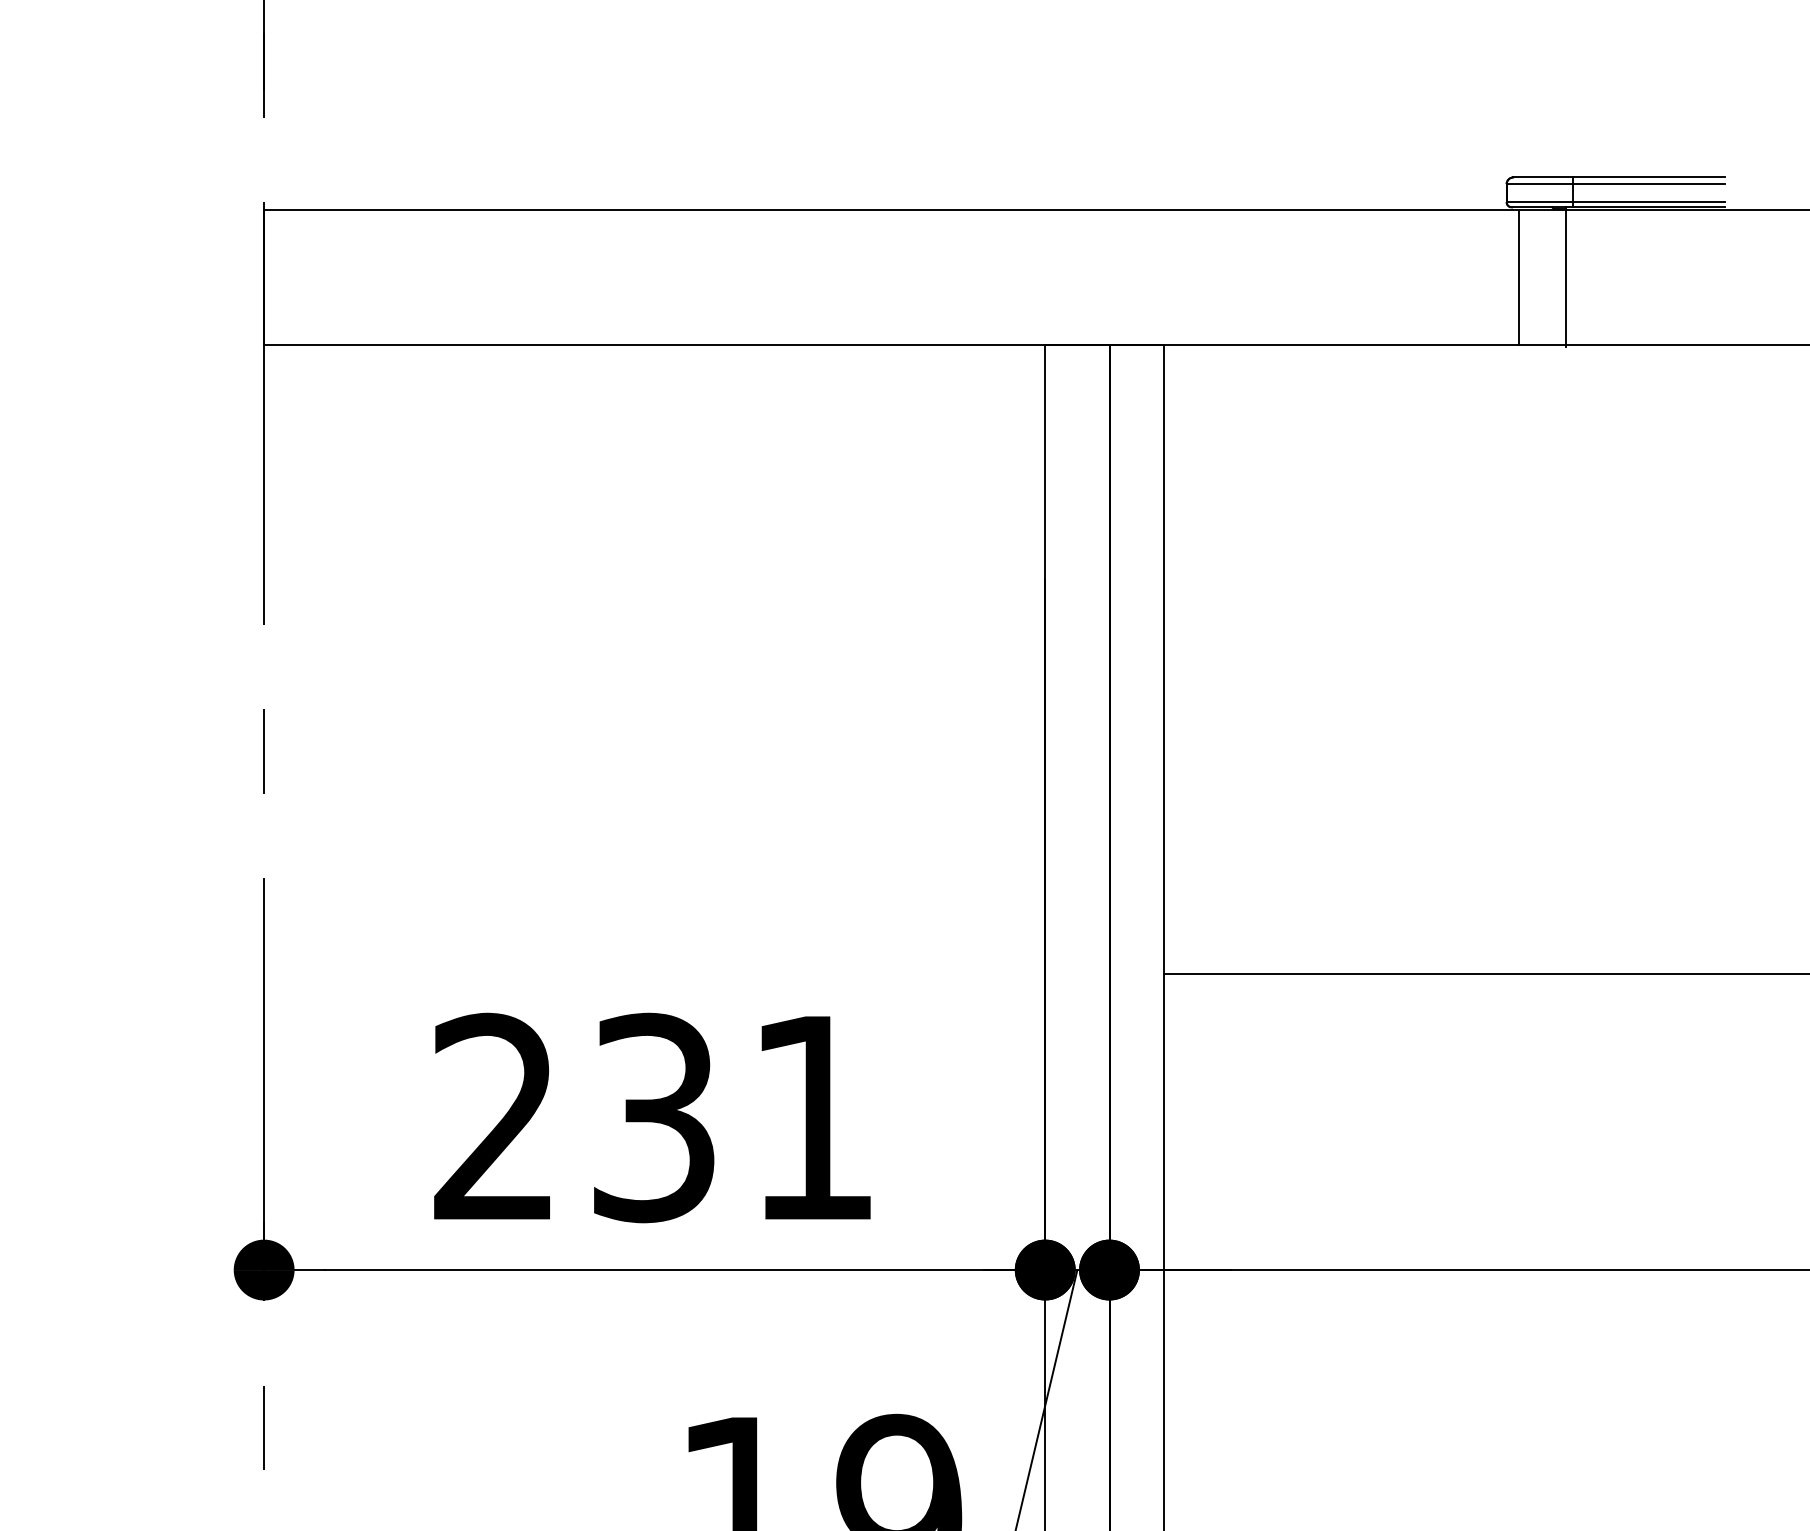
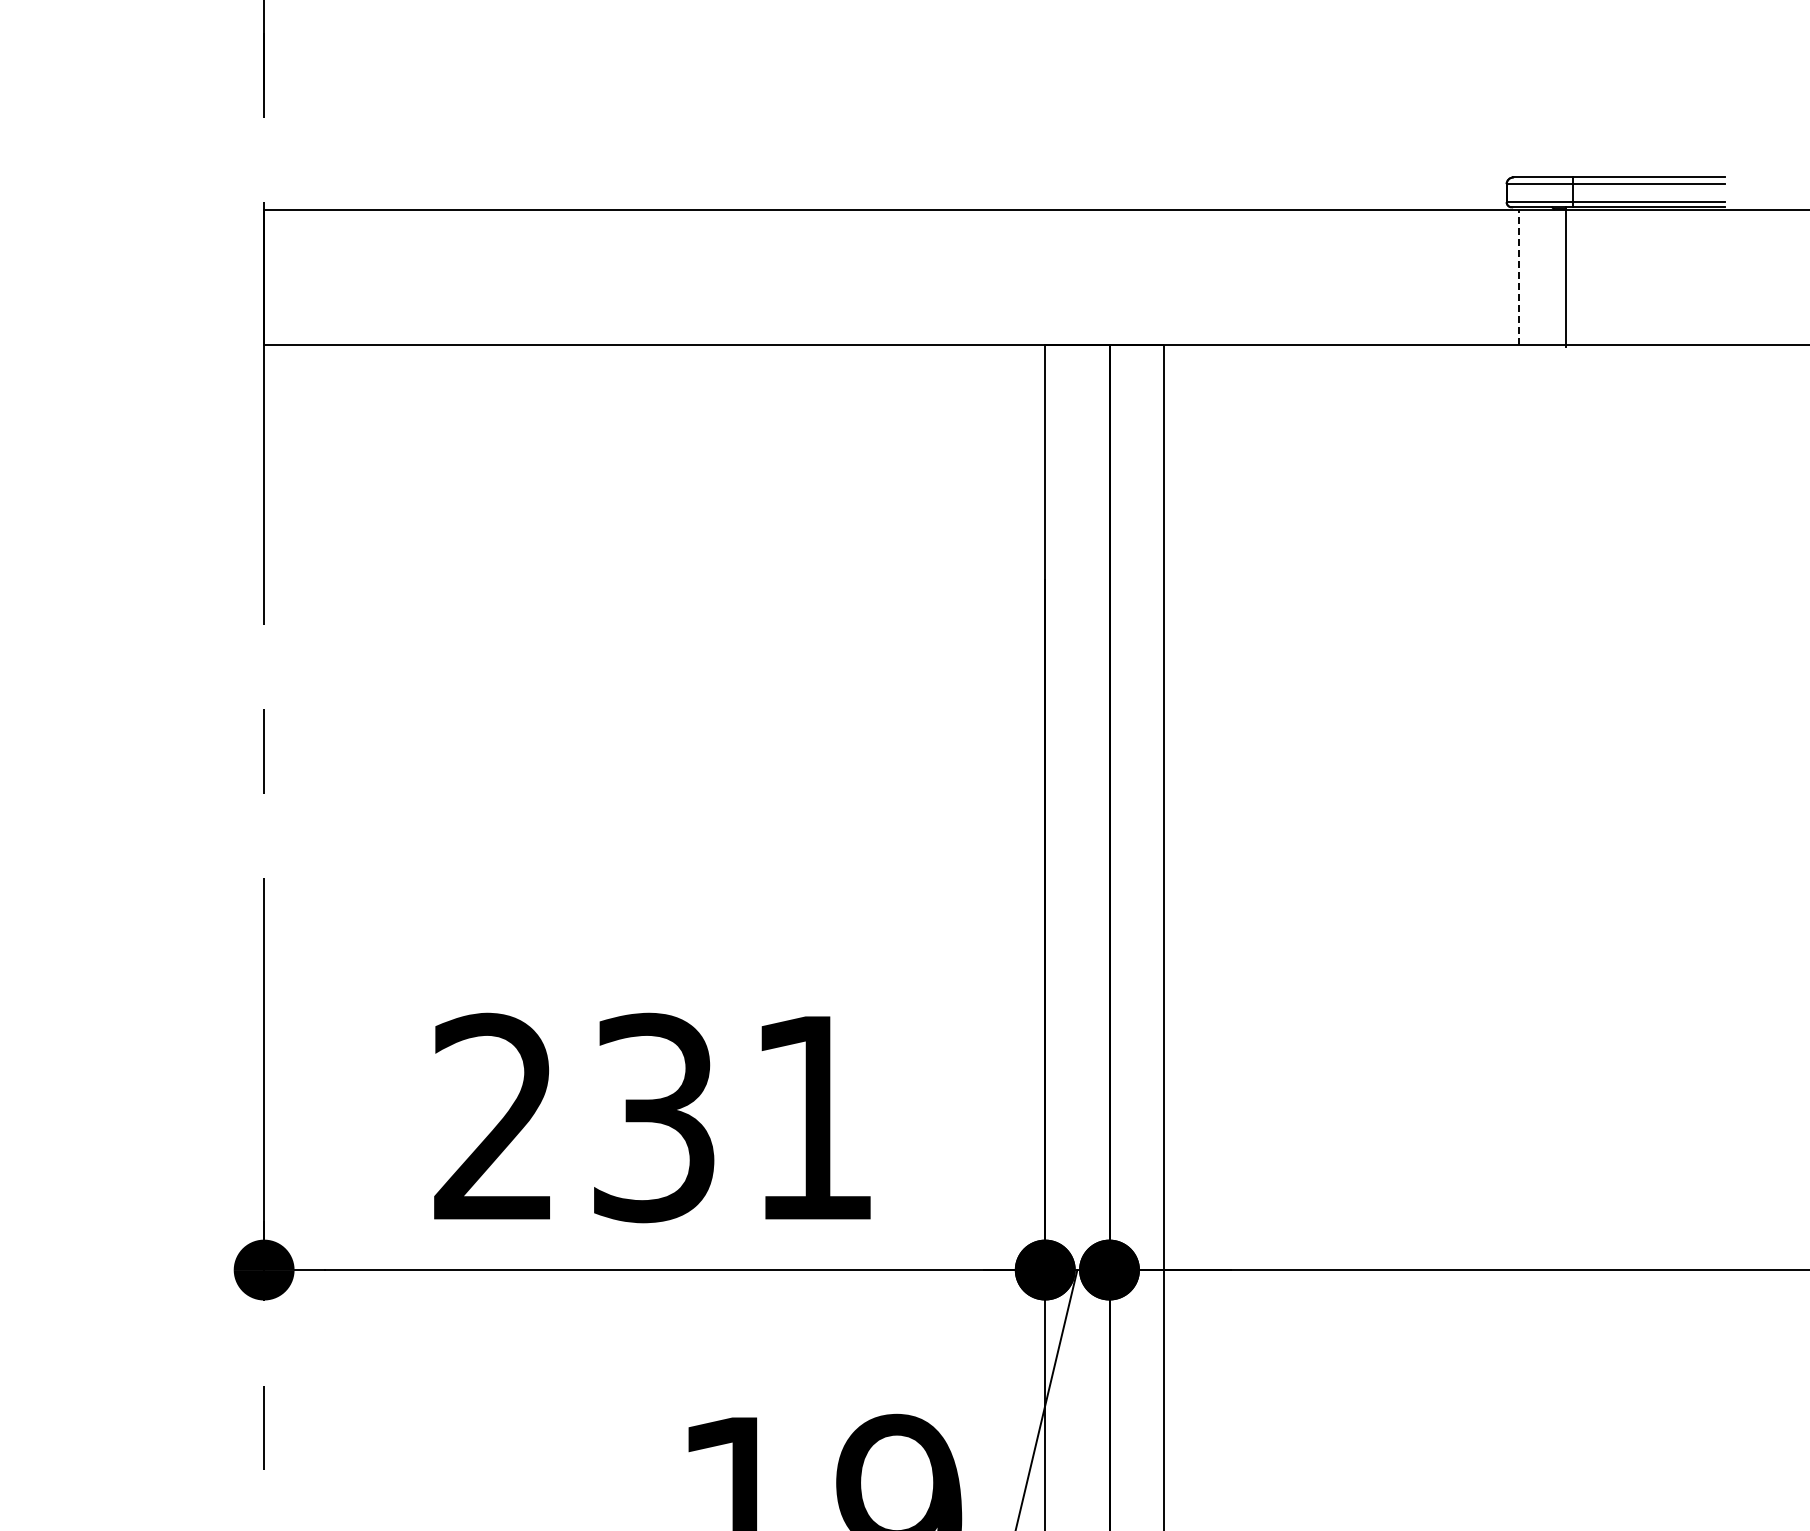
line: solid -> dashed (1518, 277)
line: present -> none (1484, 974)
